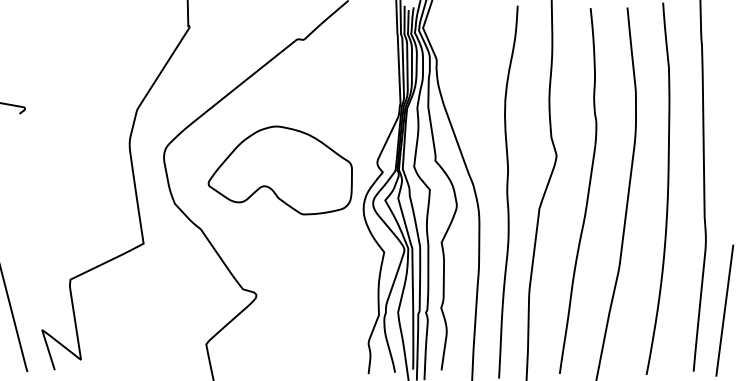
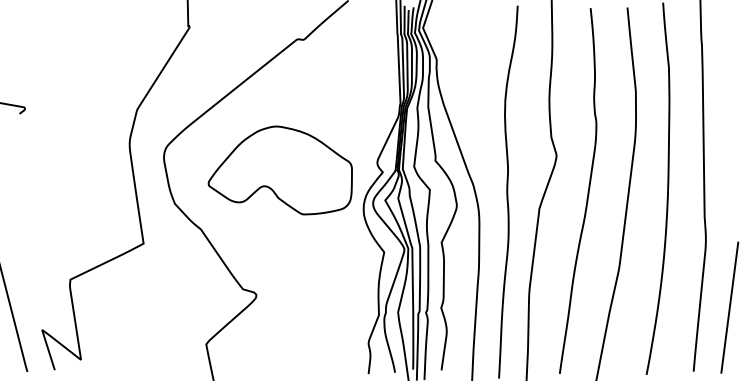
line position: (724, 310) -> (729, 307) (729, 307)
